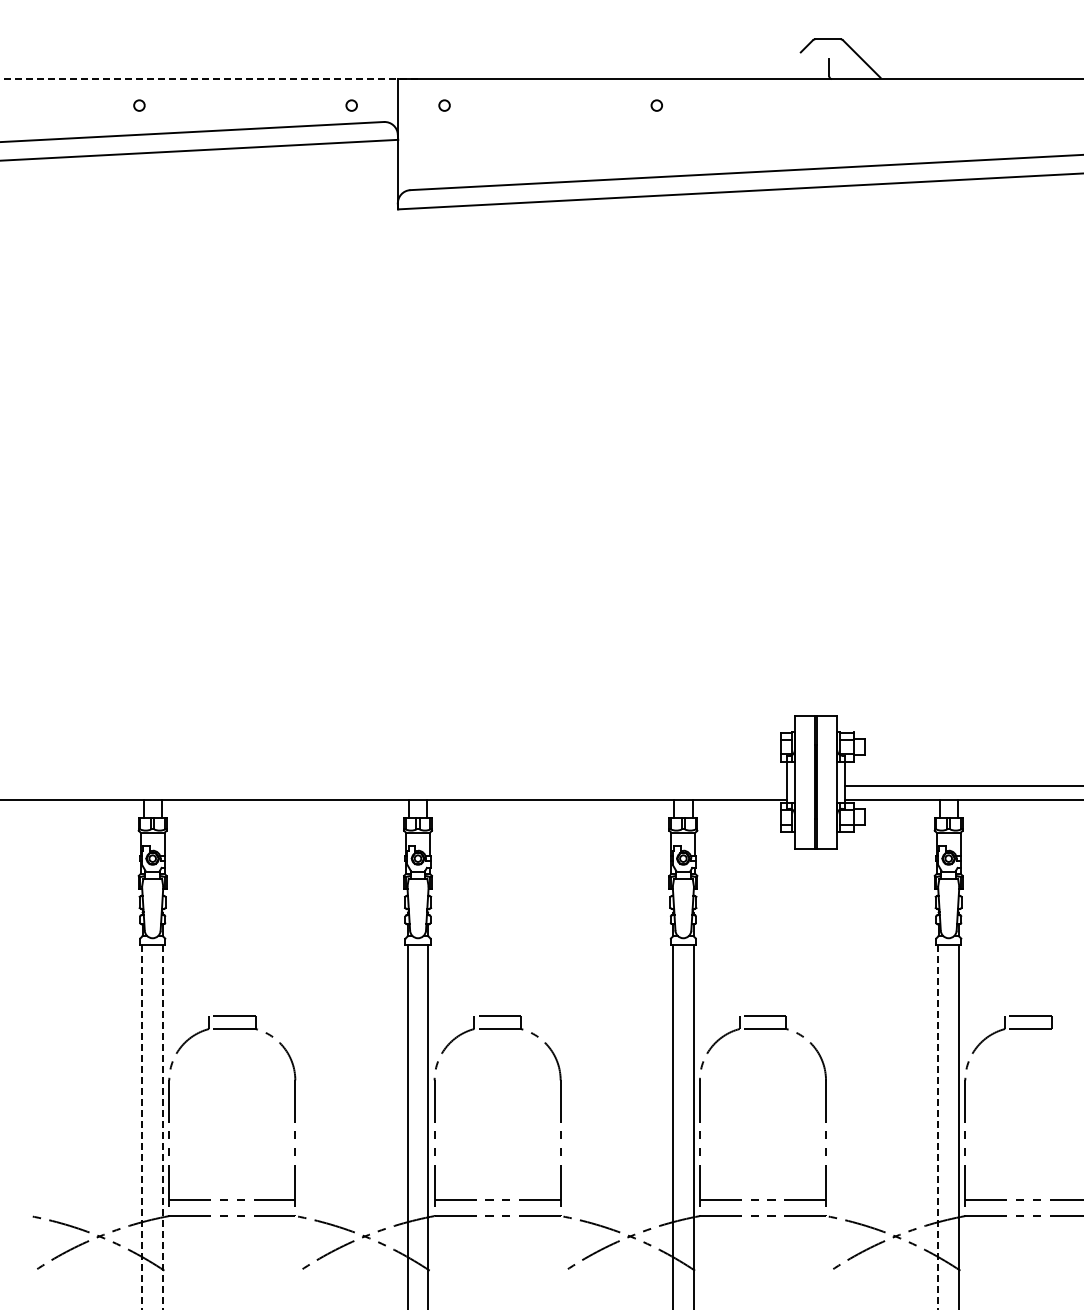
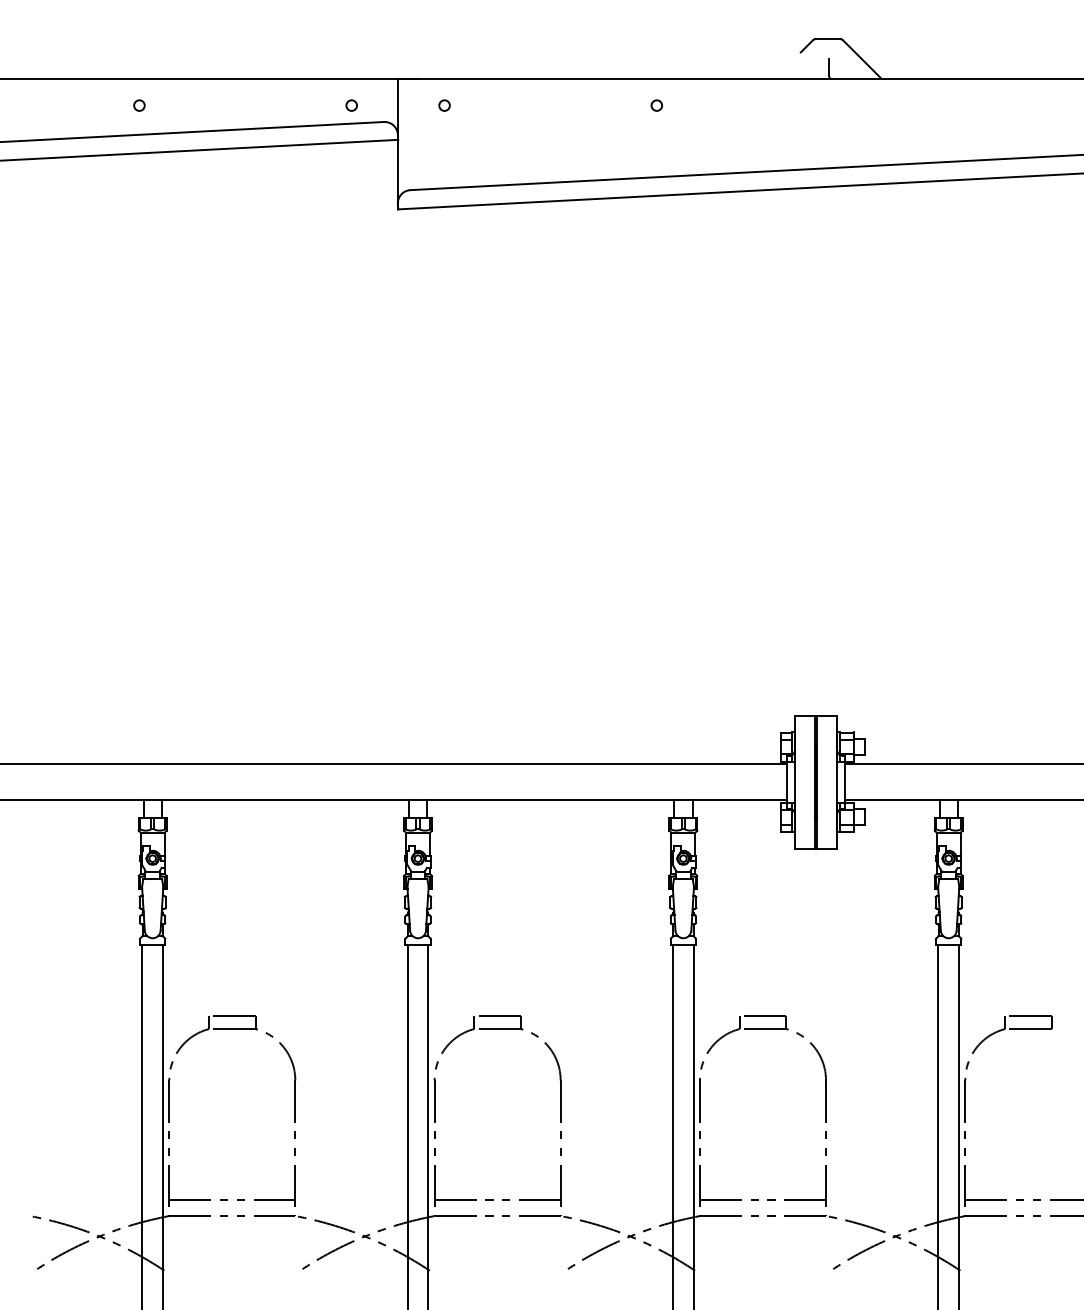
line: dashed -> solid (209, 79)
line: none -> present (394, 764)
line position: (962, 786) -> (962, 764) (962, 764)
line: dashed -> solid (142, 1127)
line: dashed -> solid (162, 1127)
line: dashed -> solid (938, 1127)
